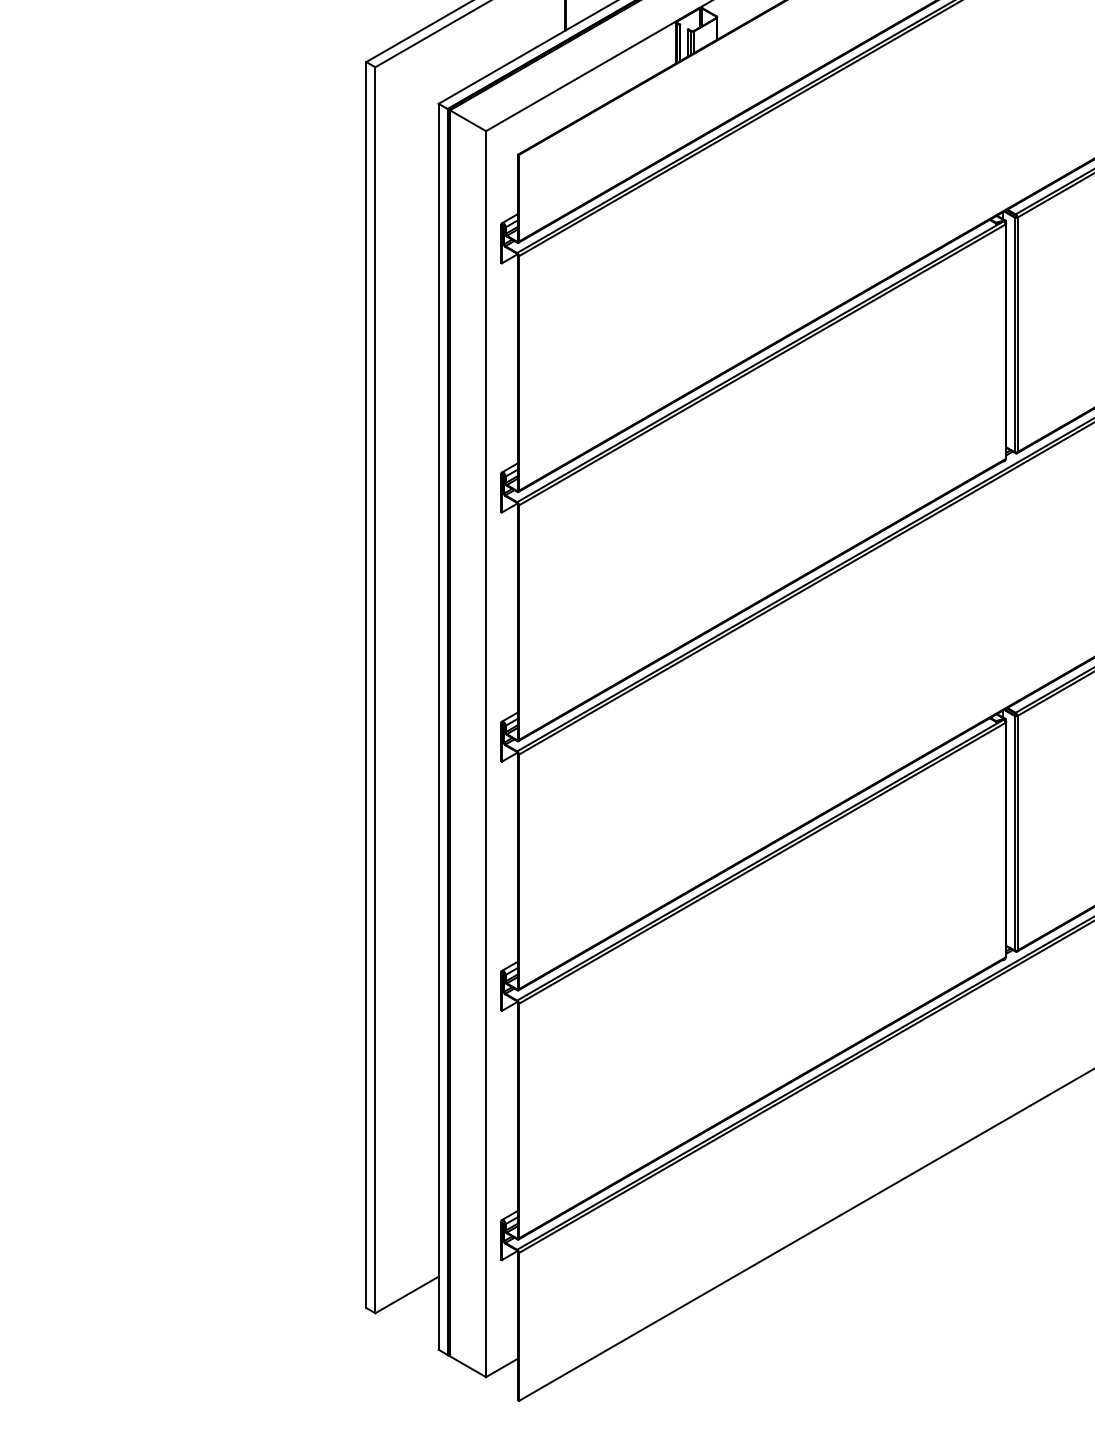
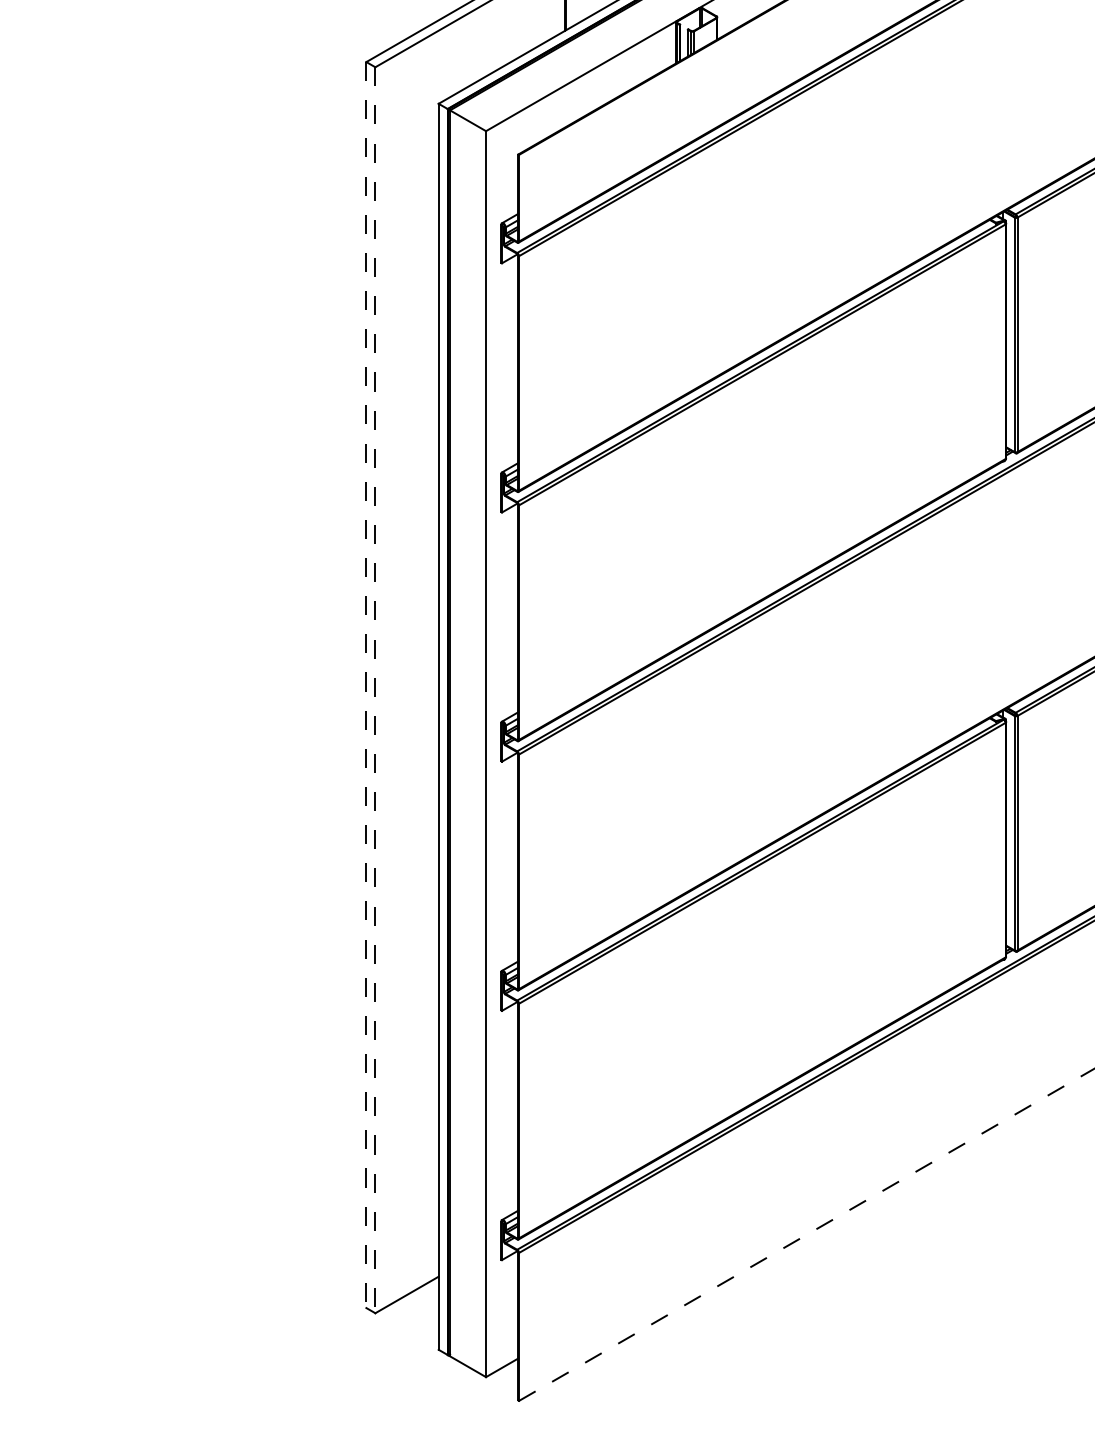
line: solid -> dashed (366, 685)
line: solid -> dashed (375, 690)
line: solid -> dashed (807, 1234)
